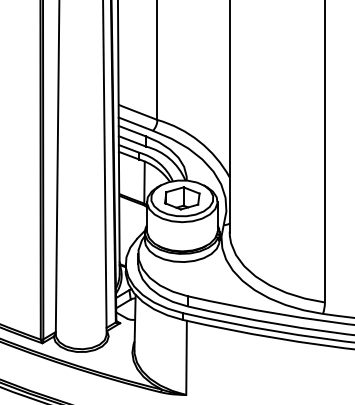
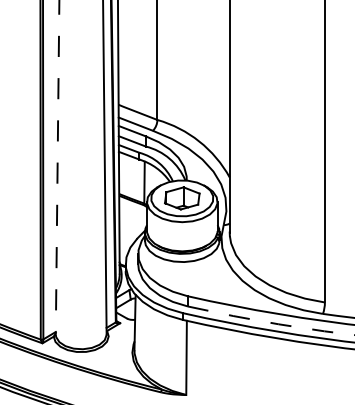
line: solid -> dashed (57, 167)
arc: solid -> dashed (271, 322)
